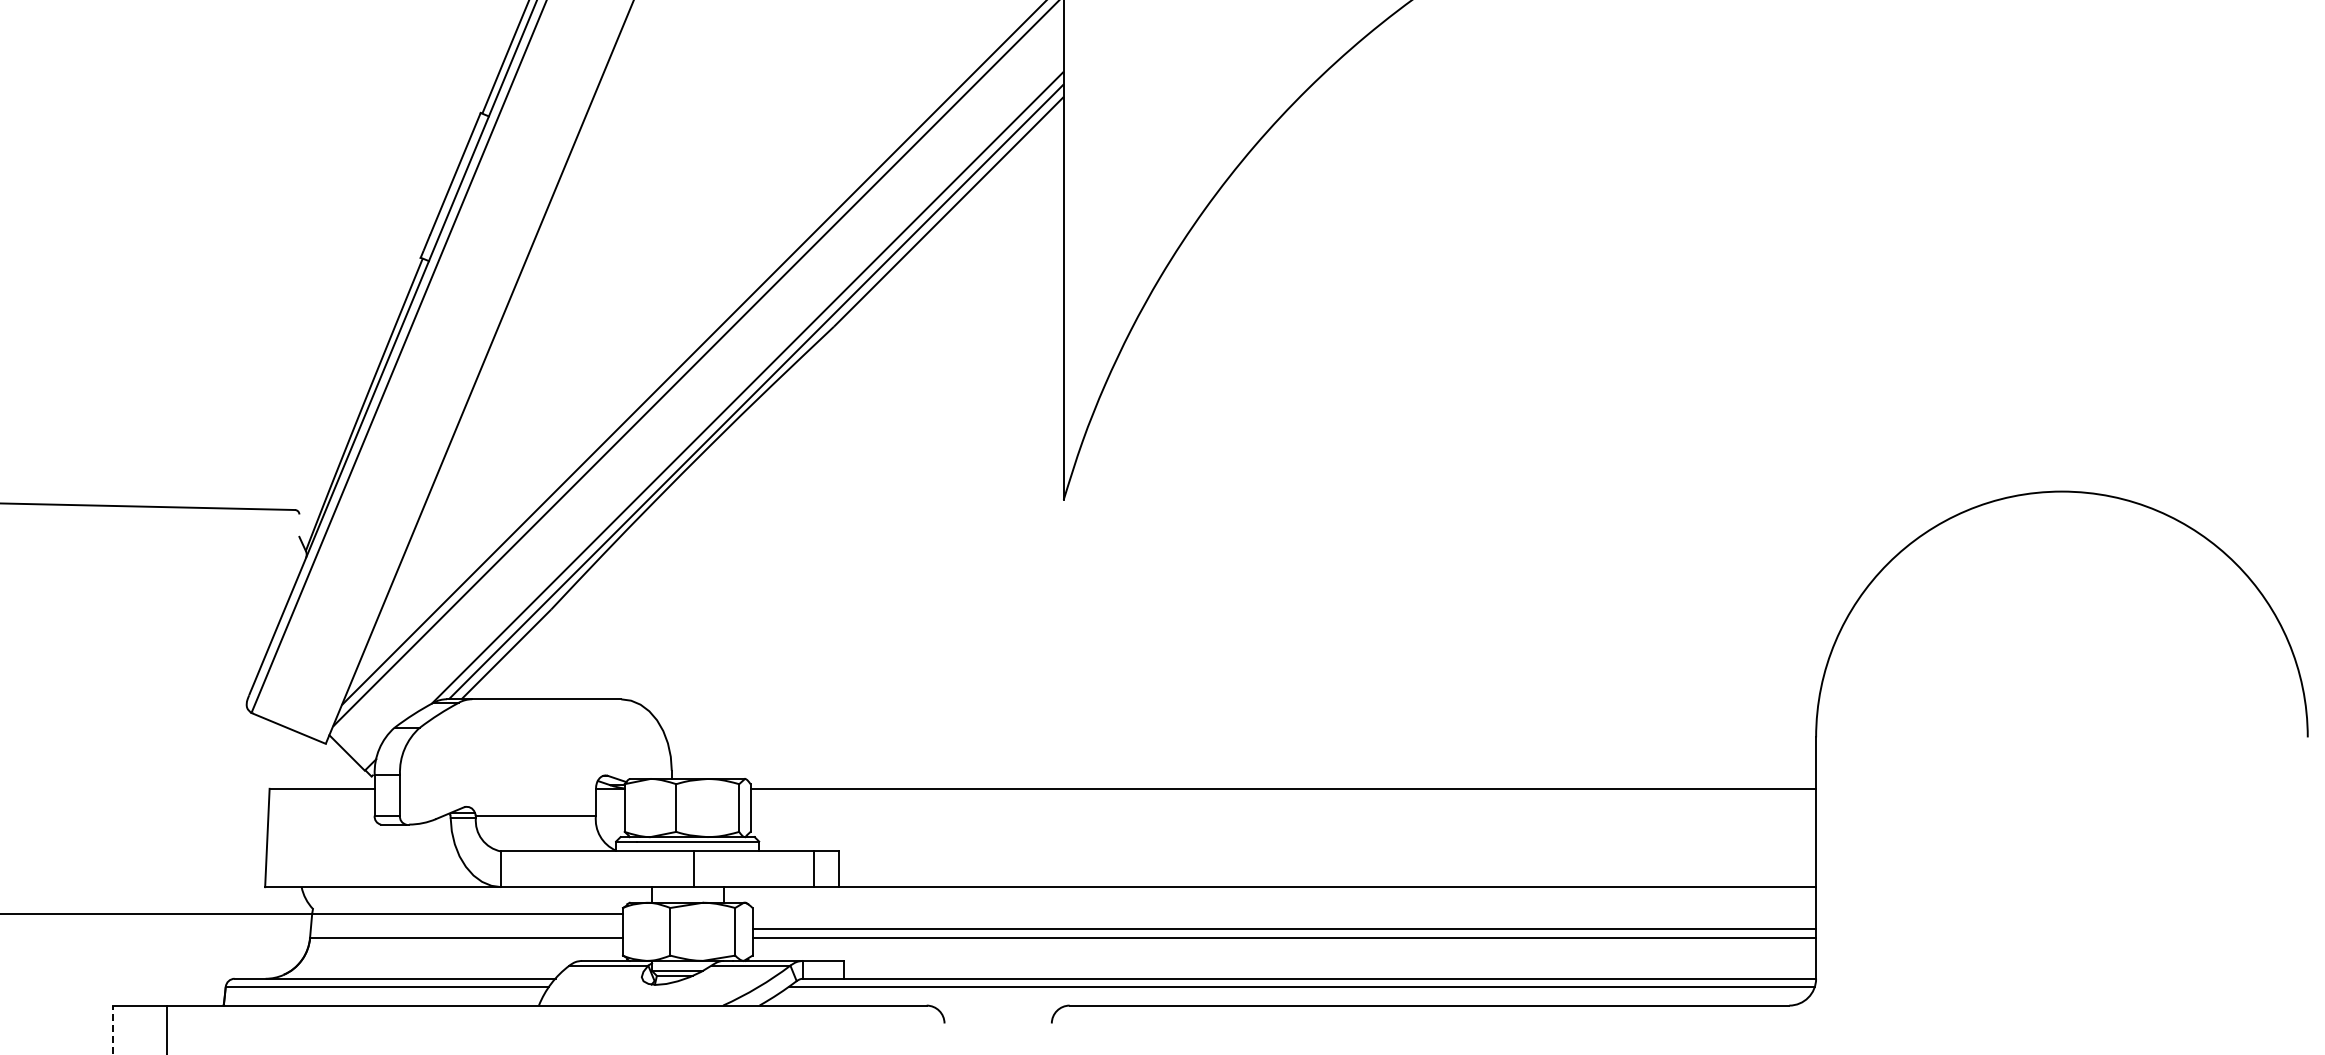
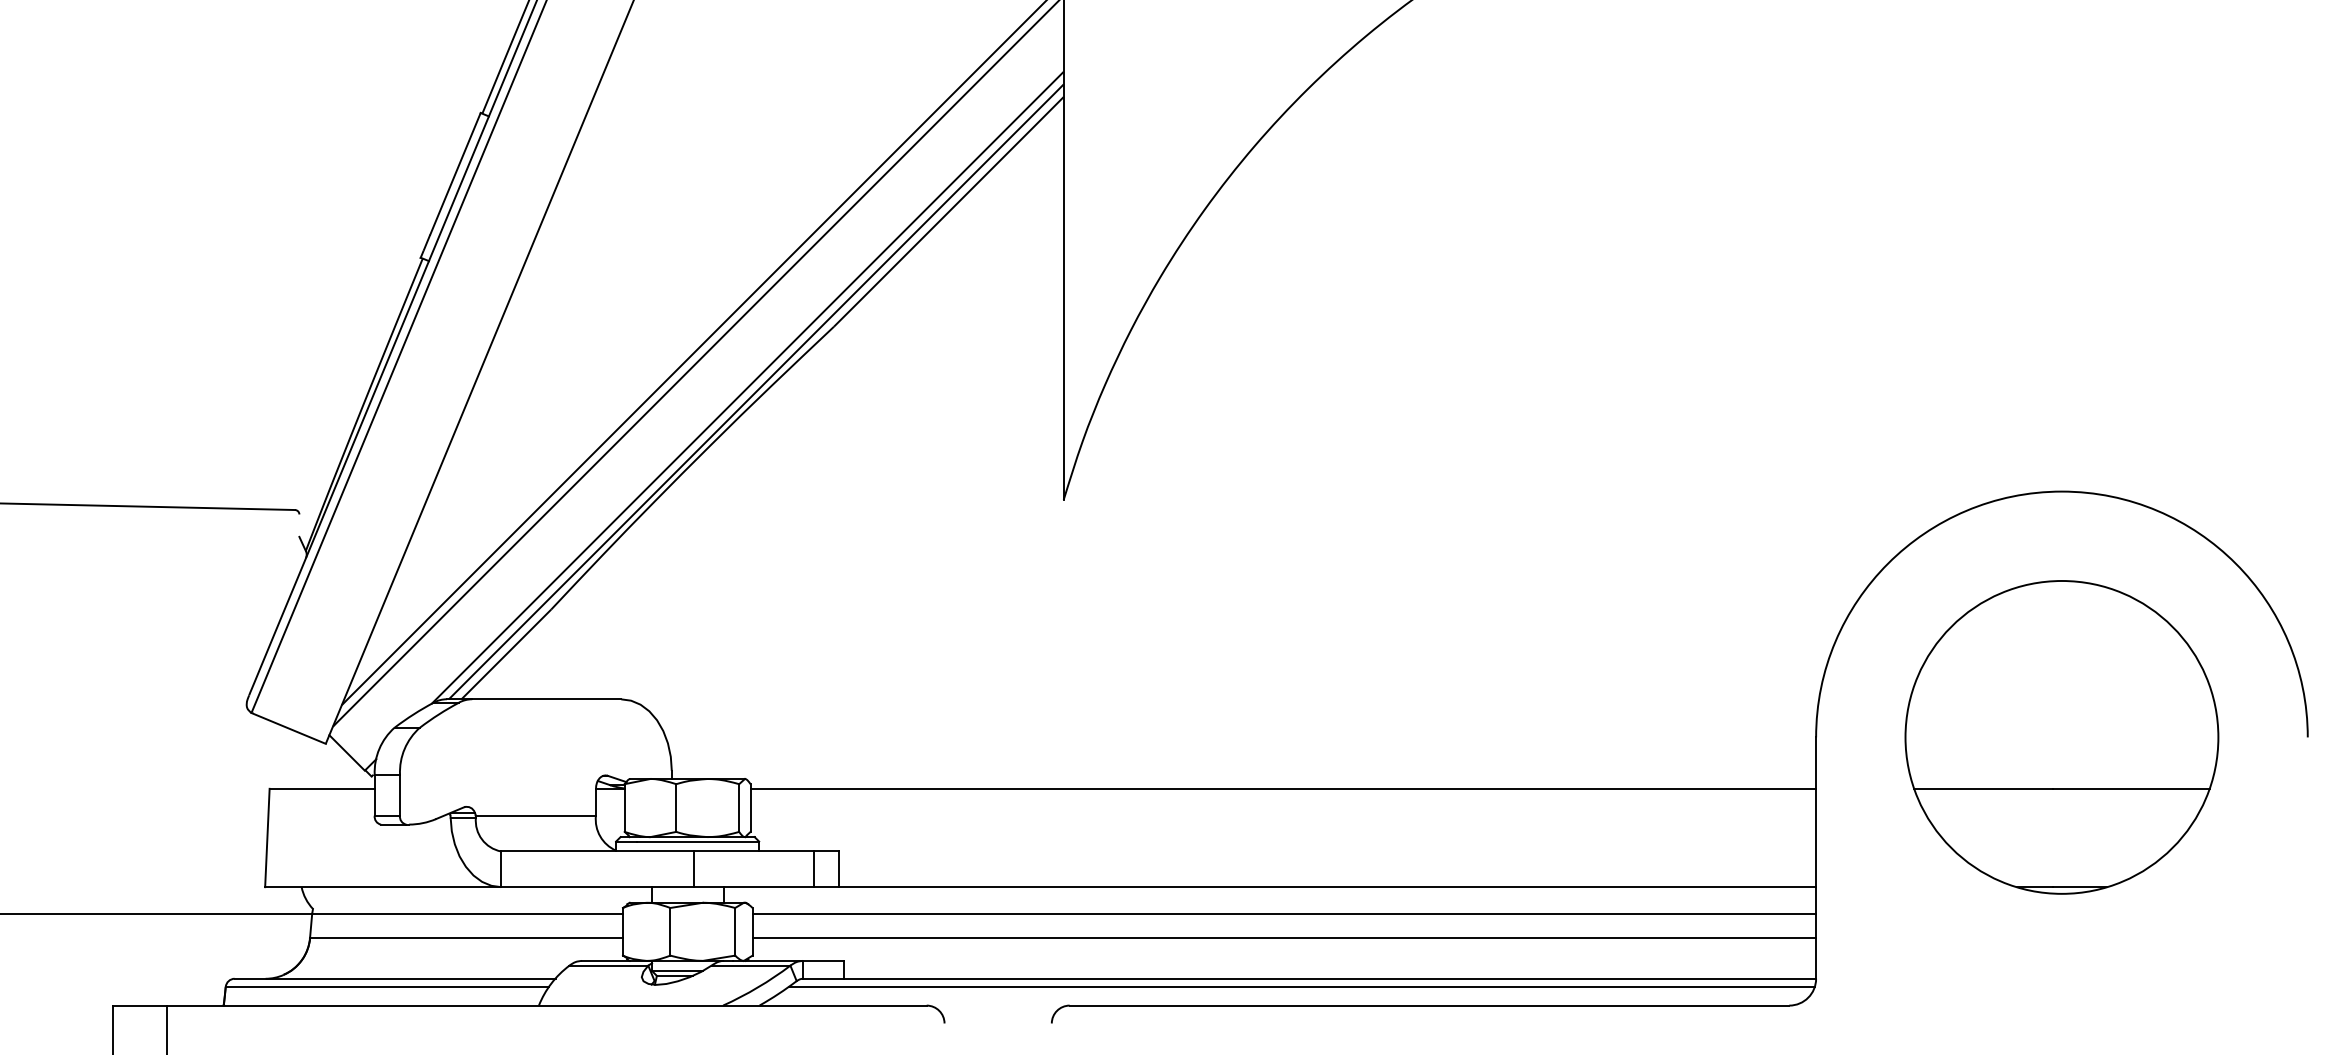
part: none -> present (2061, 737)
line position: (1284, 928) -> (1284, 913) (1284, 913)
line: dashed -> solid (113, 1030)
